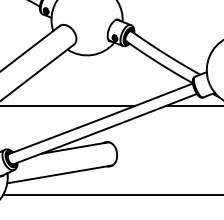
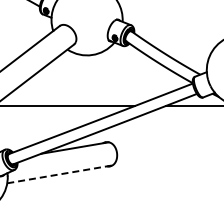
line: solid -> dashed (60, 174)
line: present -> none (111, 194)
